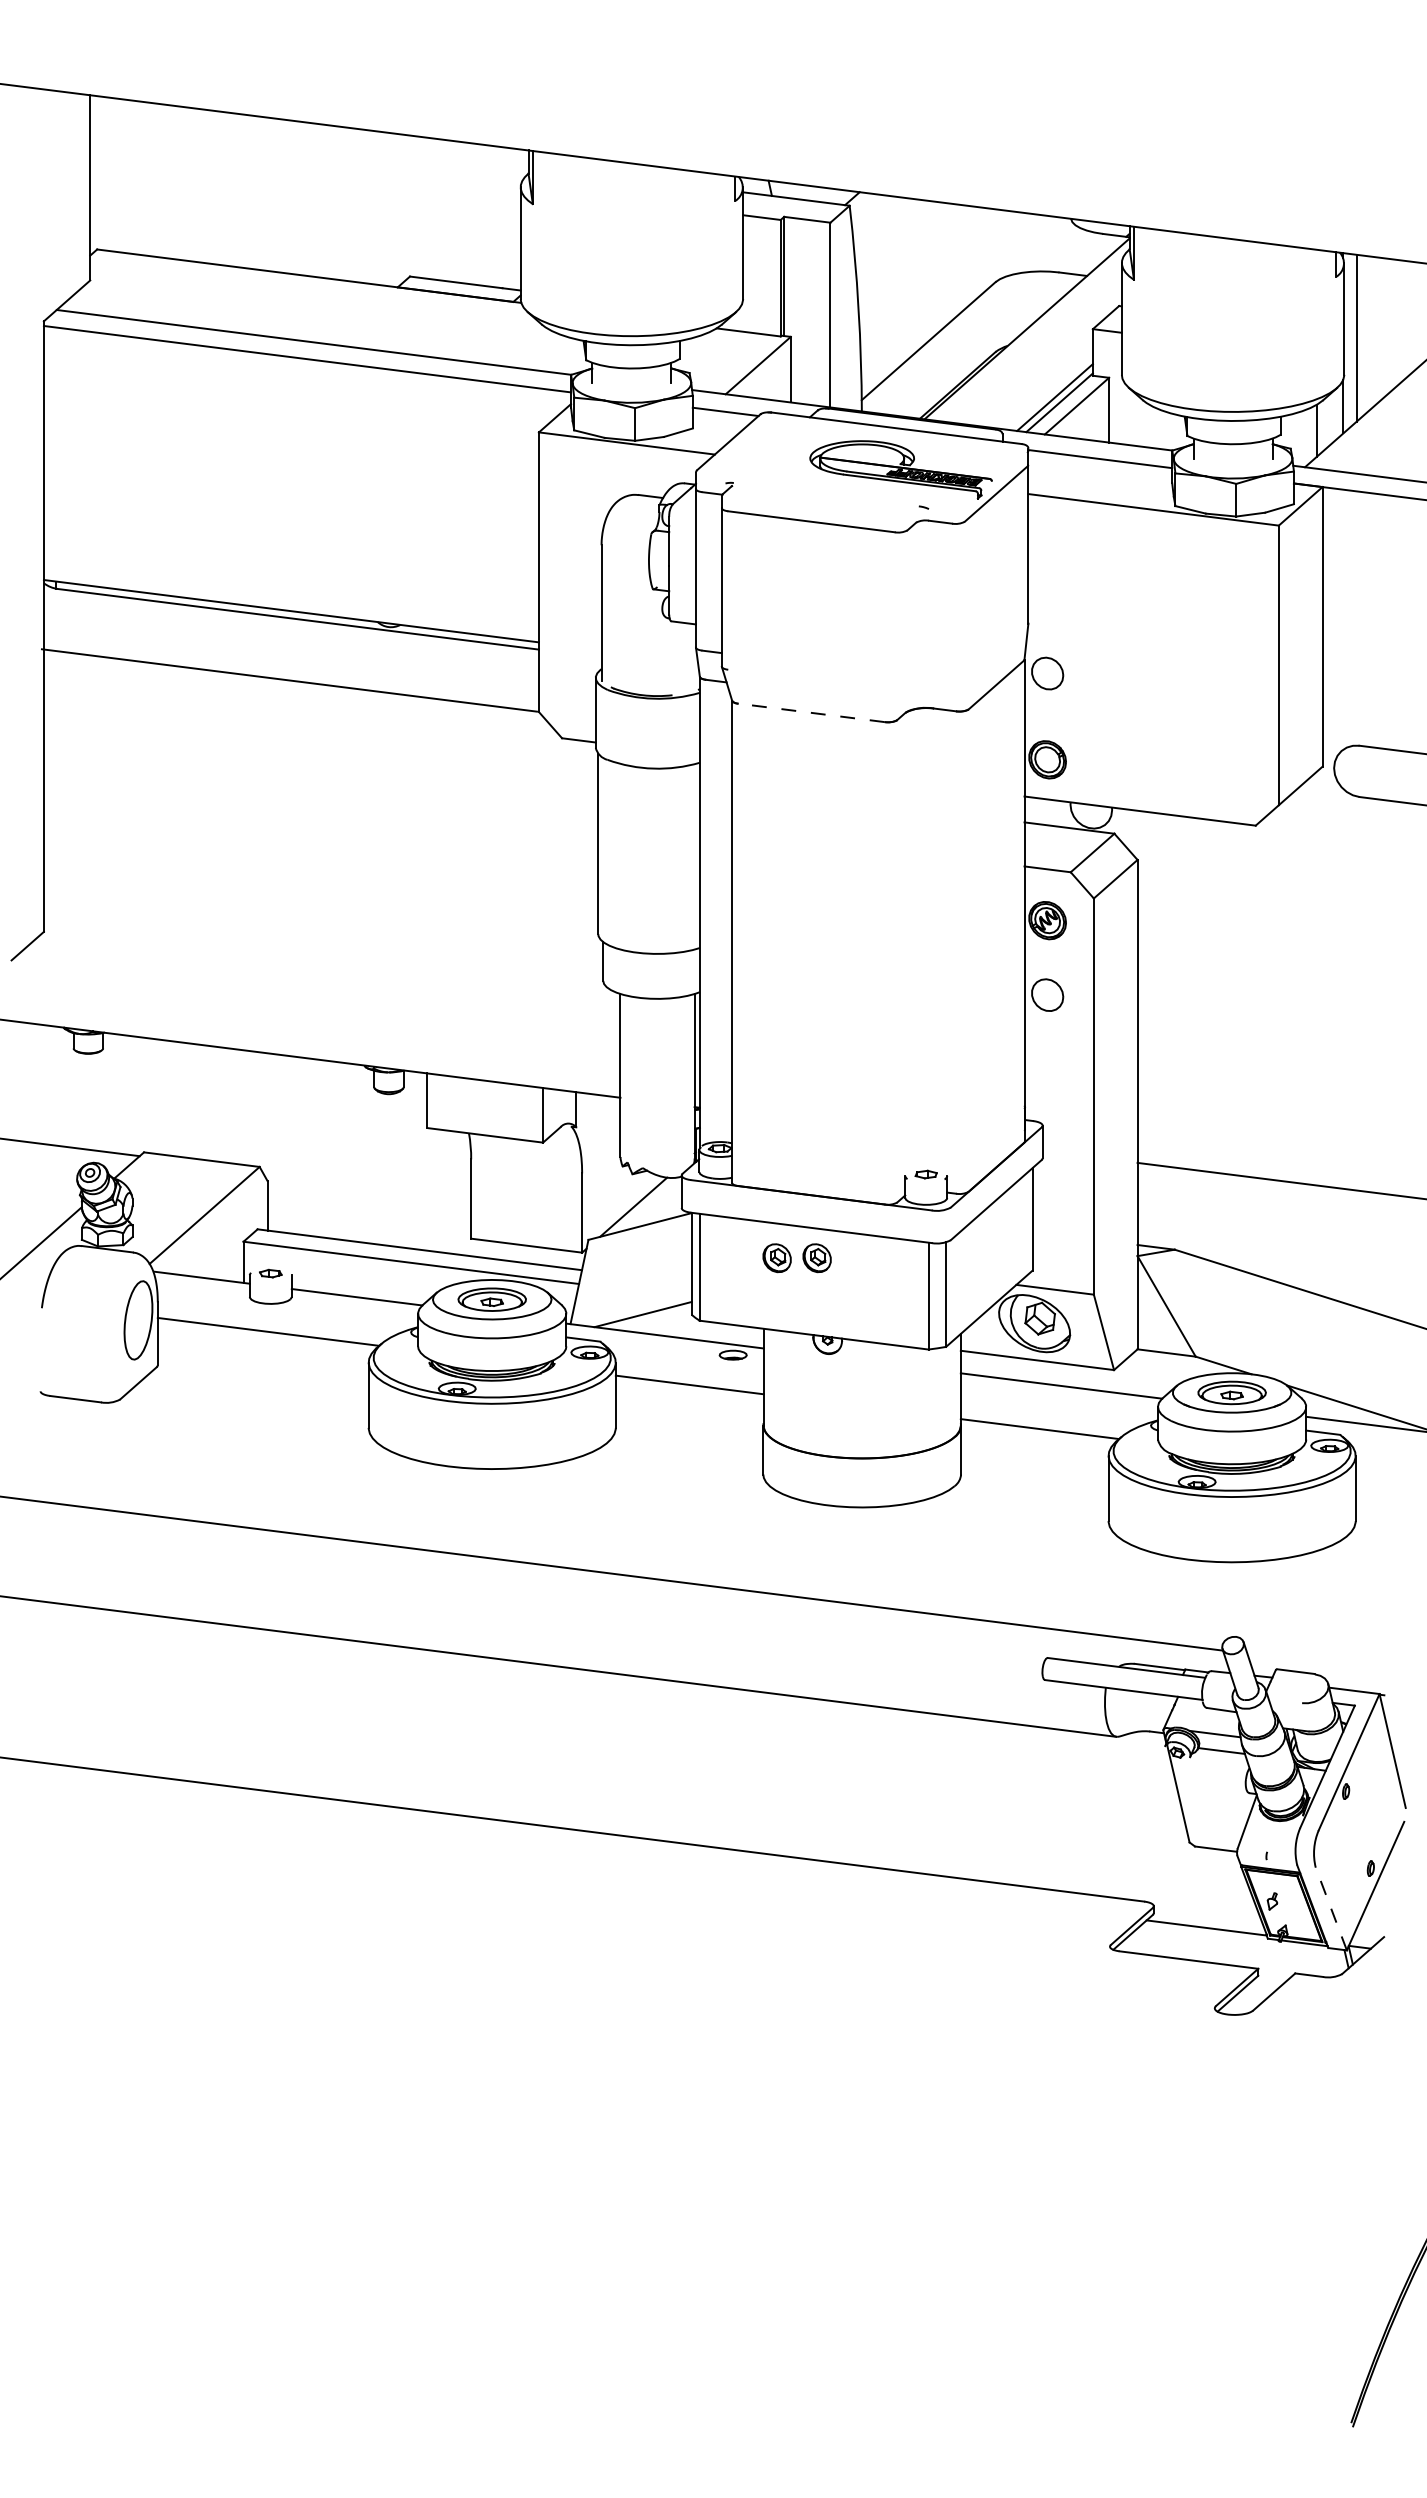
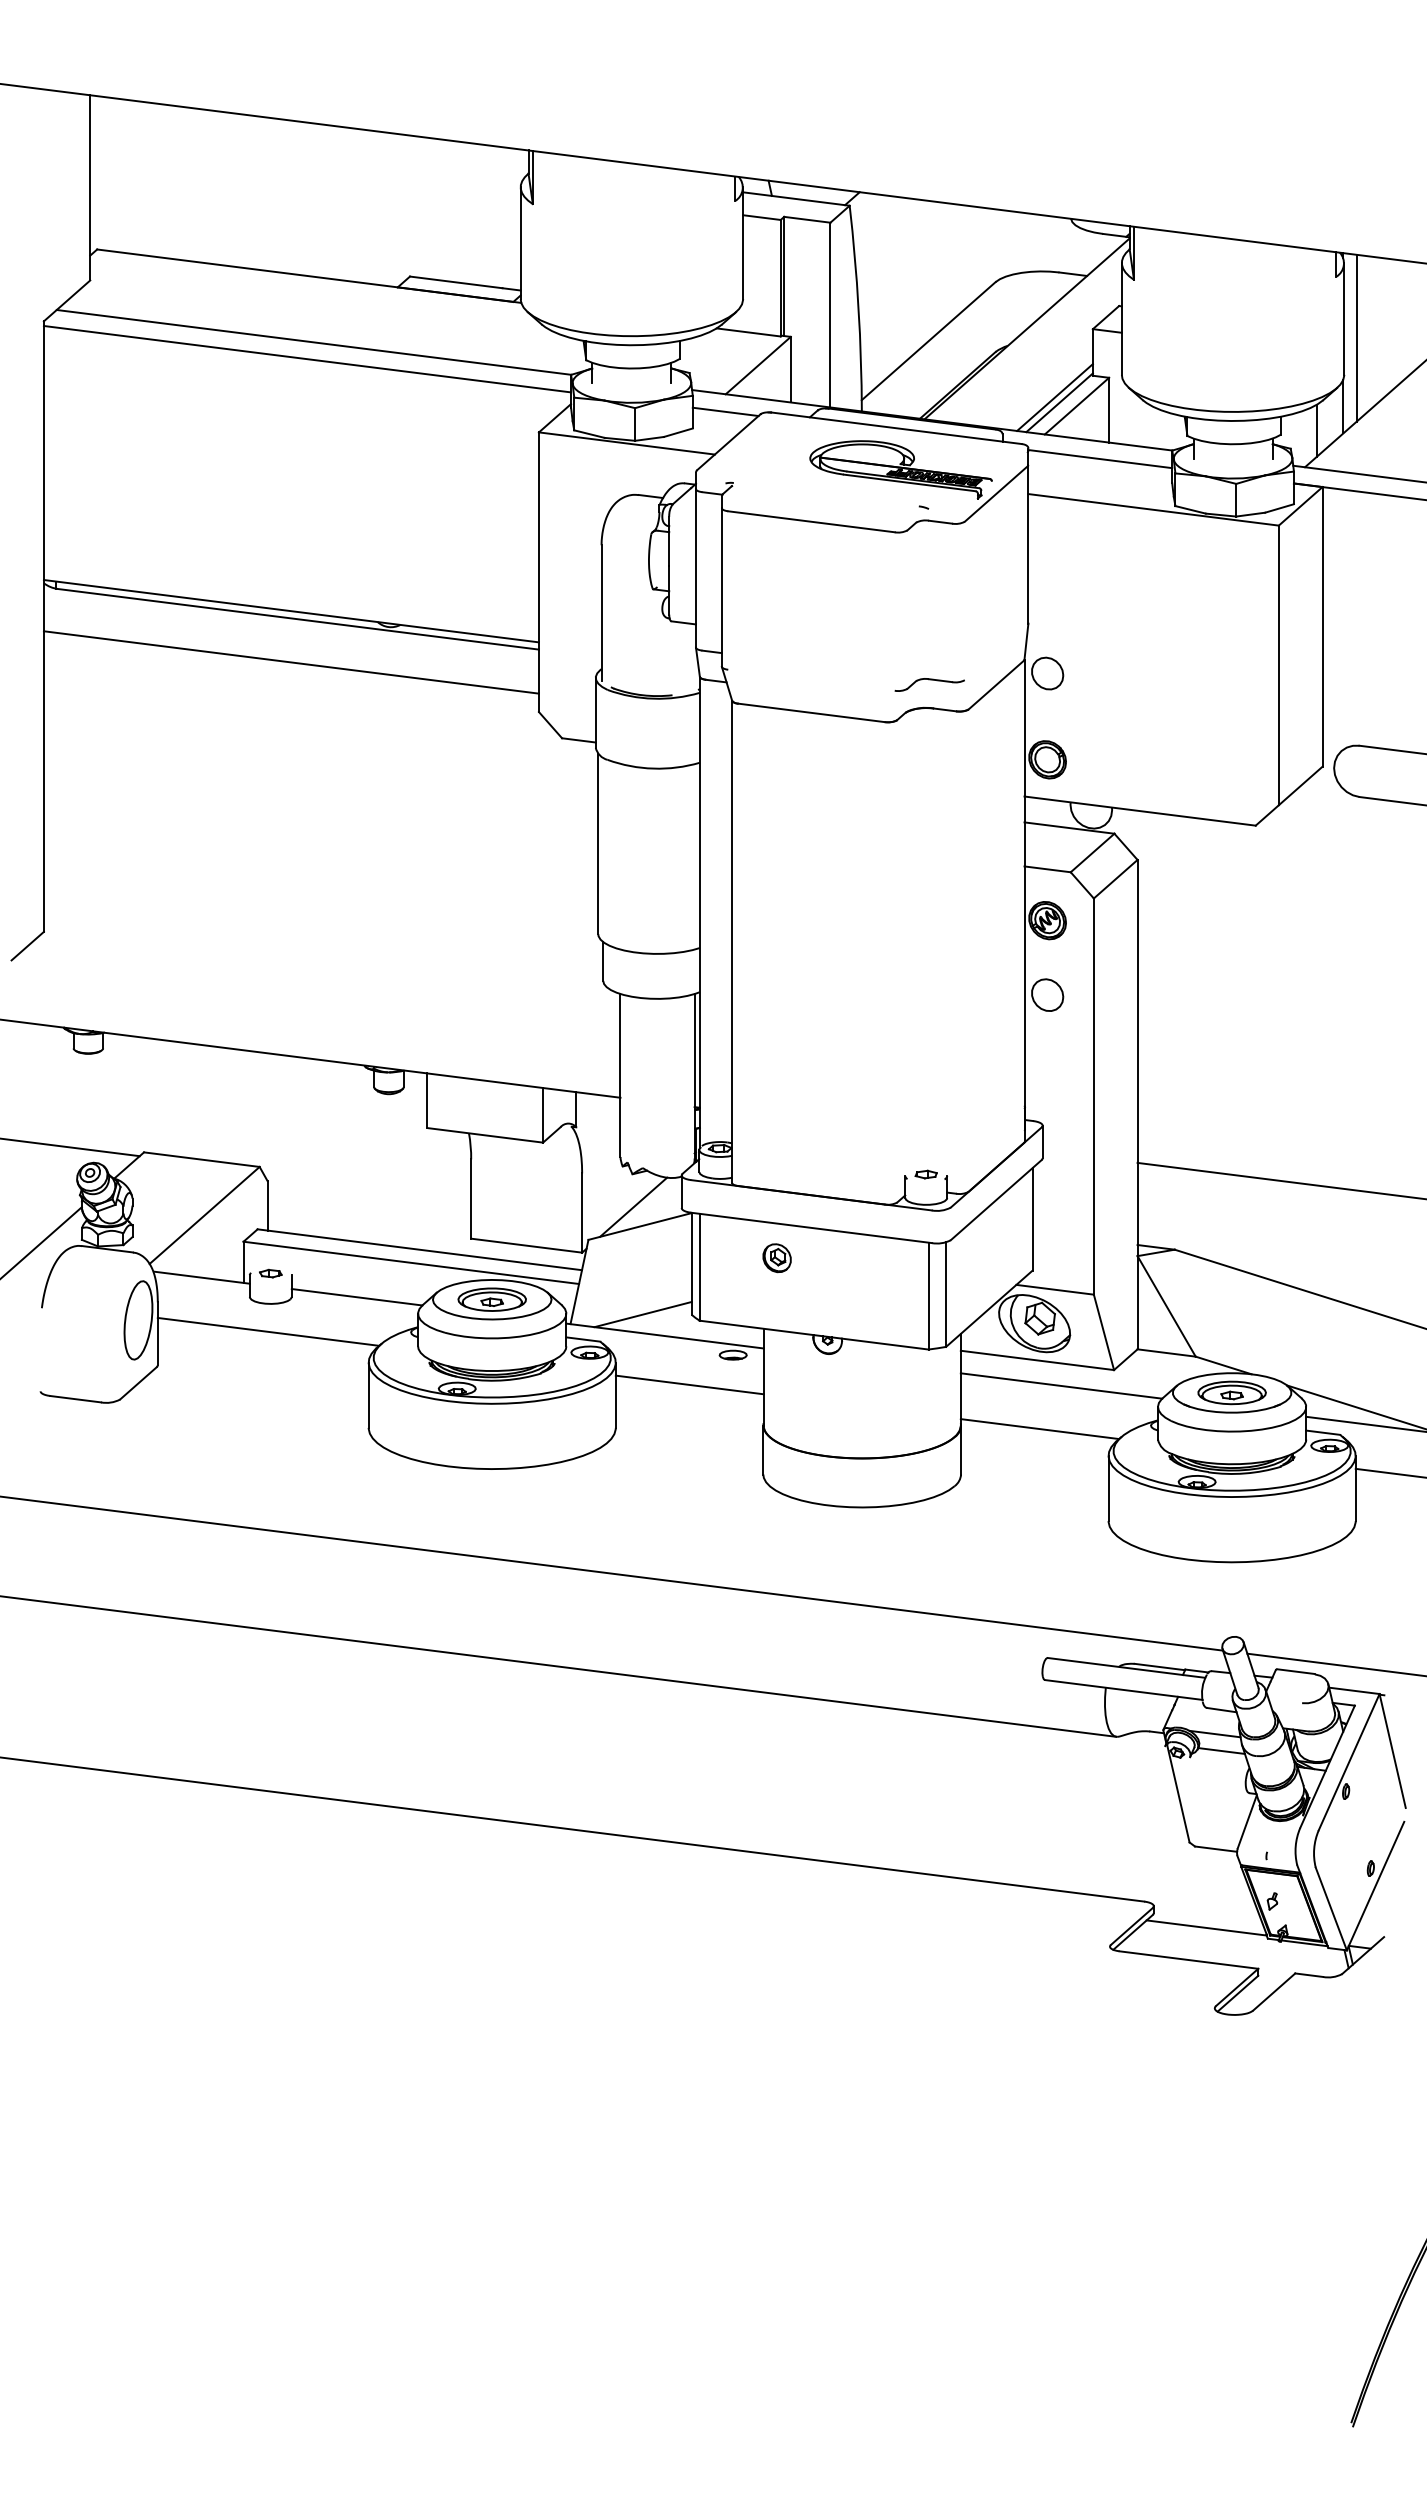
line position: (288, 680) -> (290, 662) (290, 662)
part: none -> present (929, 684)
line: dashed -> solid (811, 712)
part: present -> none (816, 1258)
line: none -> present (1389, 1472)
line: none -> present (1335, 1664)
line: dashed -> solid (1331, 1908)
